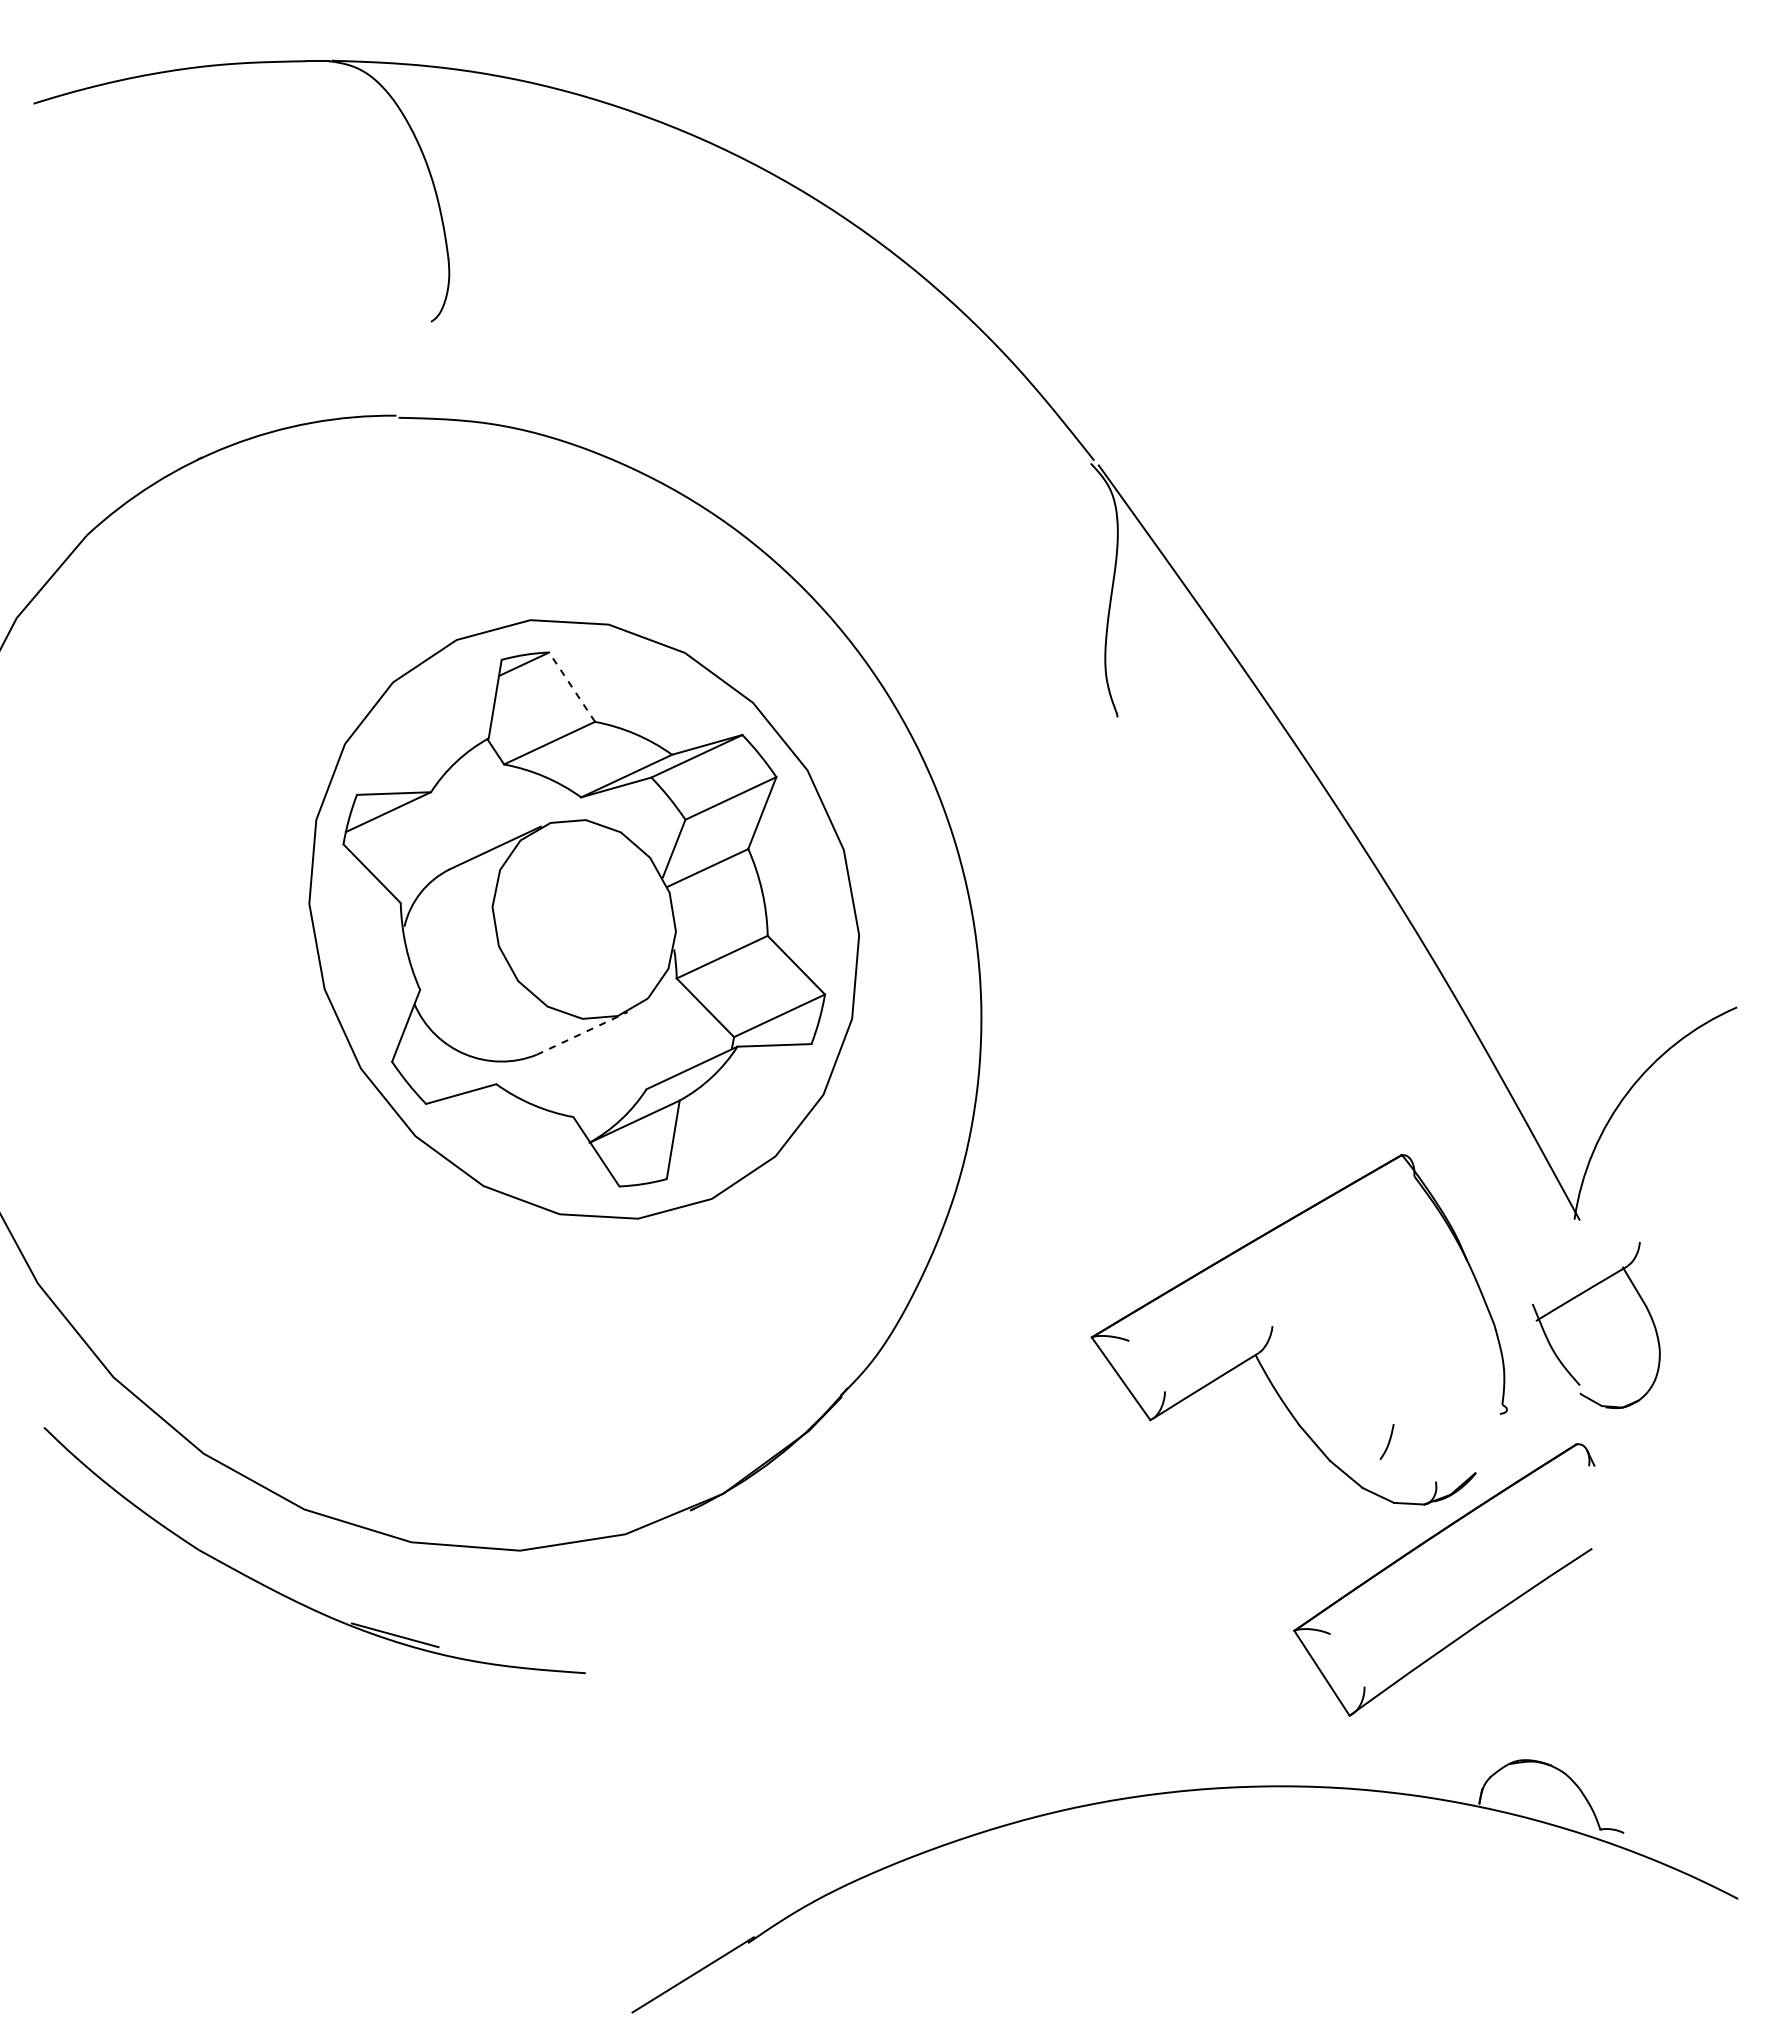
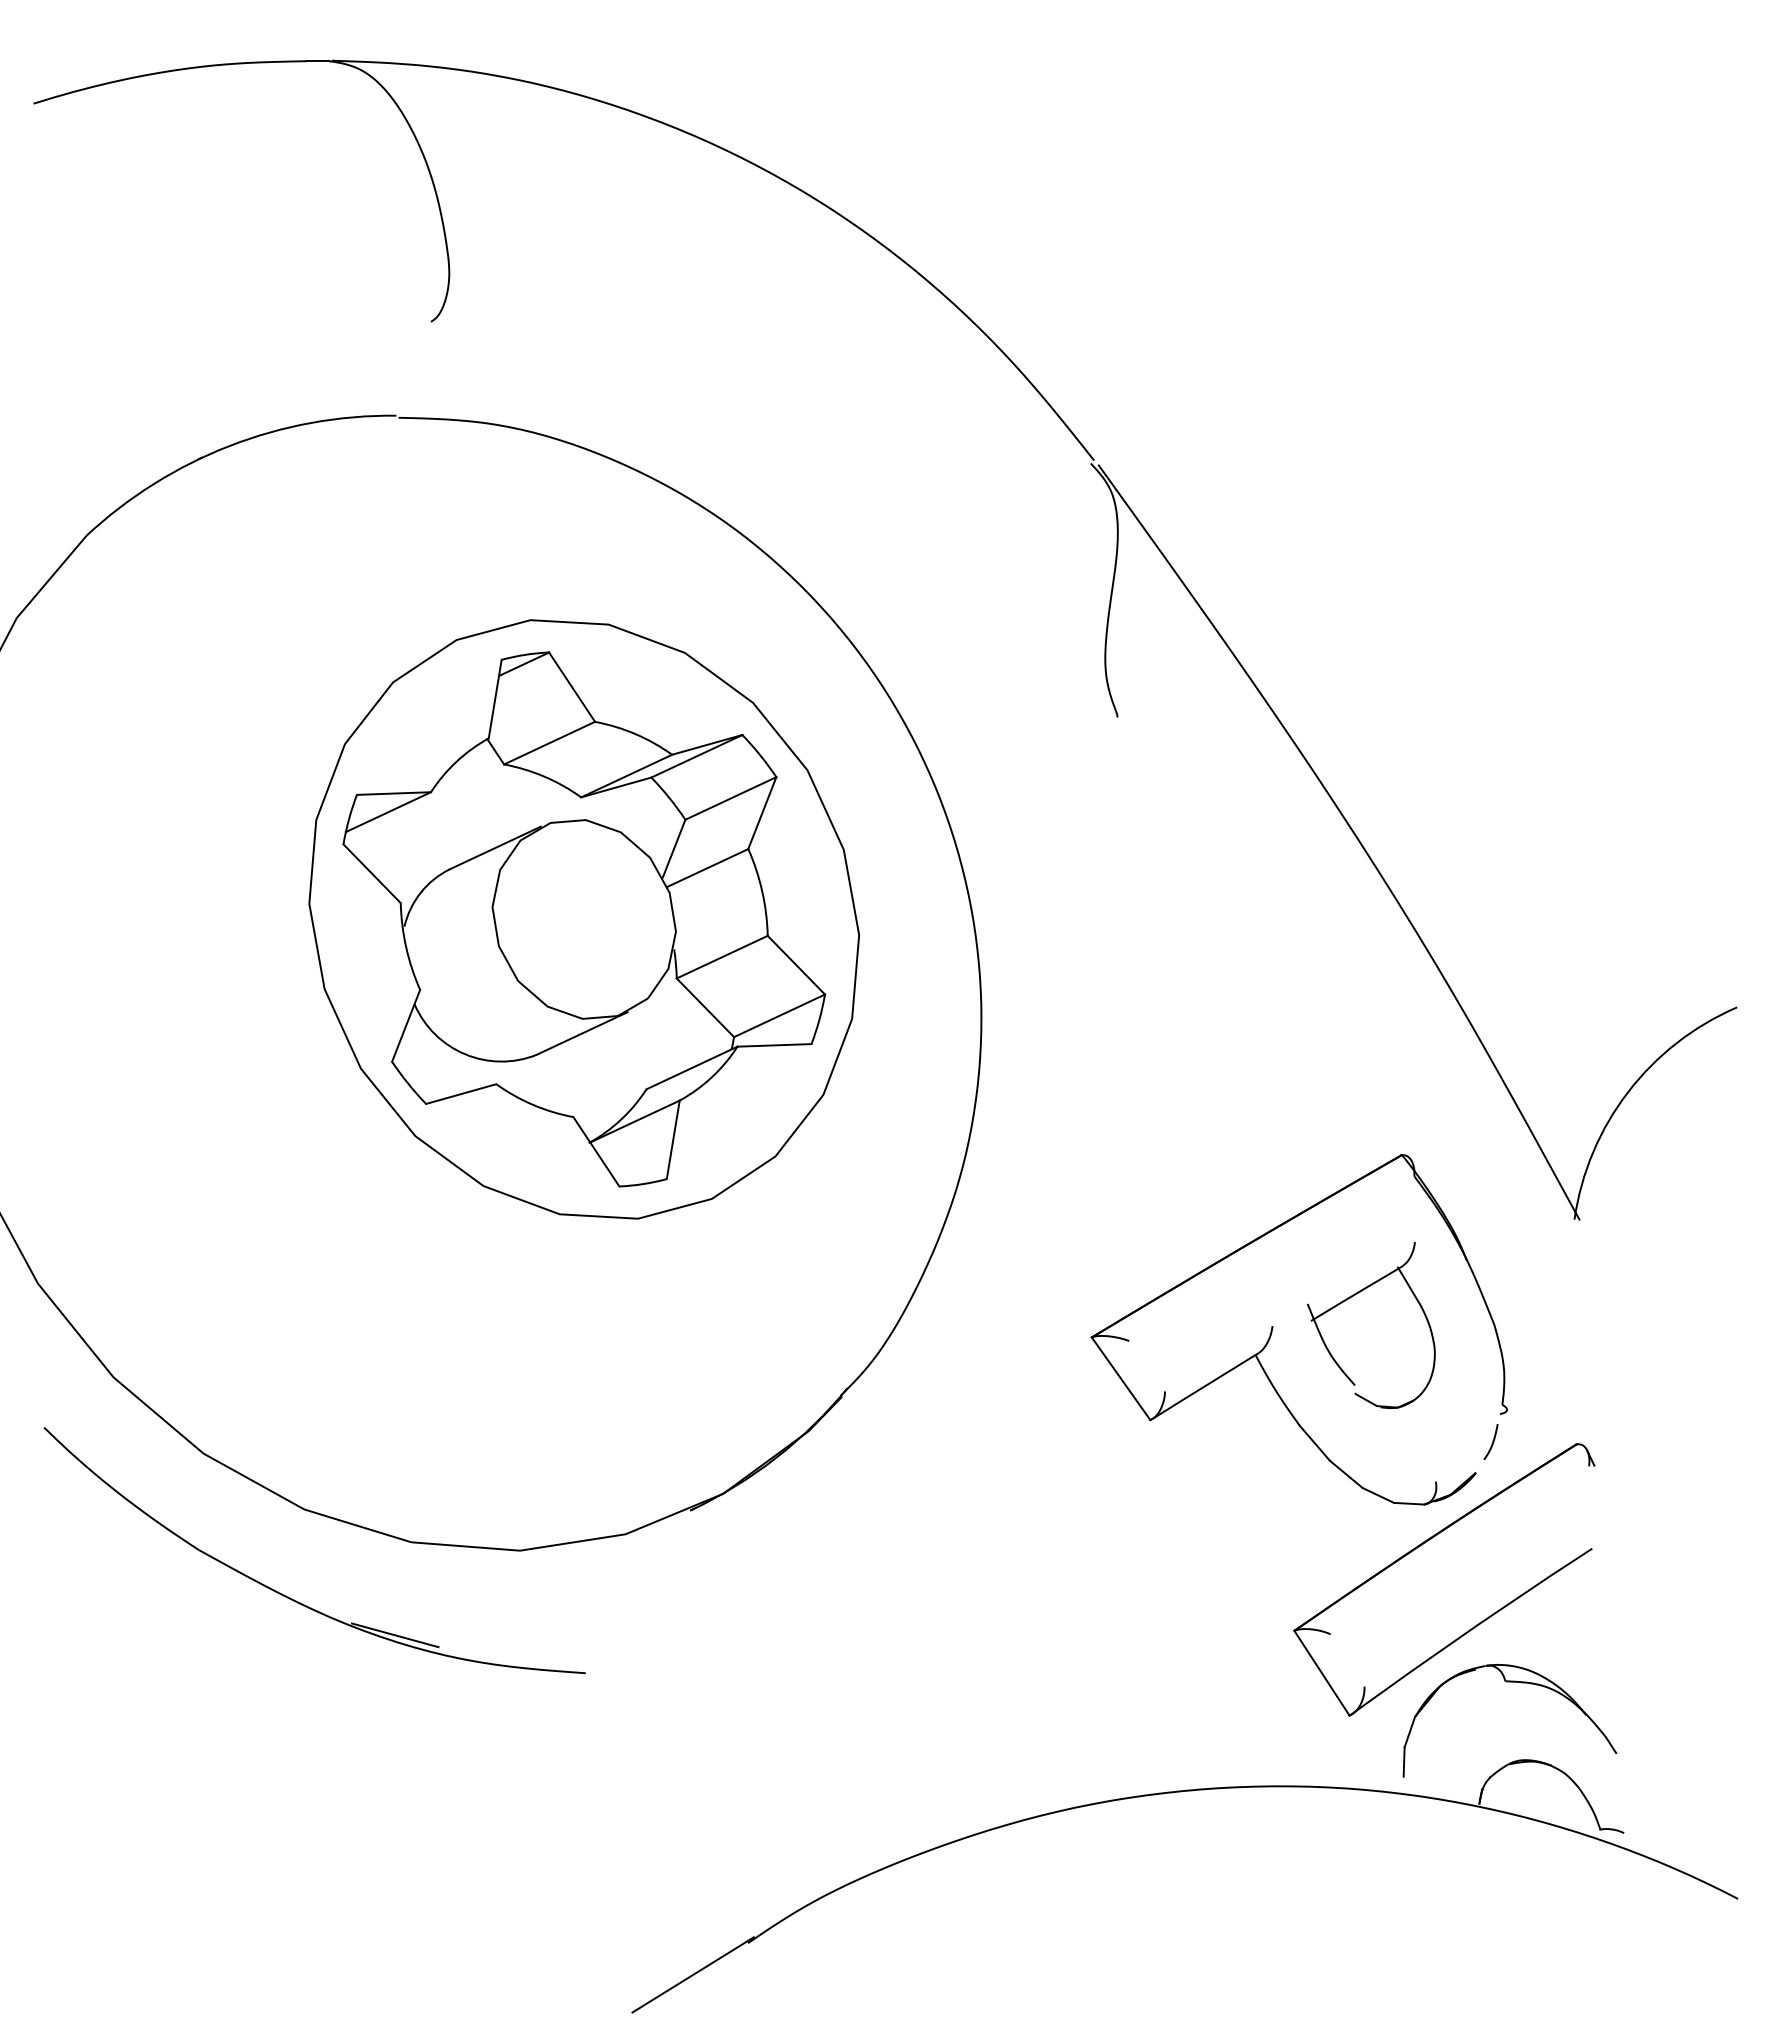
line: dashed -> solid (572, 687)
line: dashed -> solid (582, 1033)
part position: (1577, 1297) -> (1352, 1297) (1352, 1297)
curve position: (1388, 1441) -> (1492, 1441) (1492, 1441)
part: none -> present (1509, 1682)
